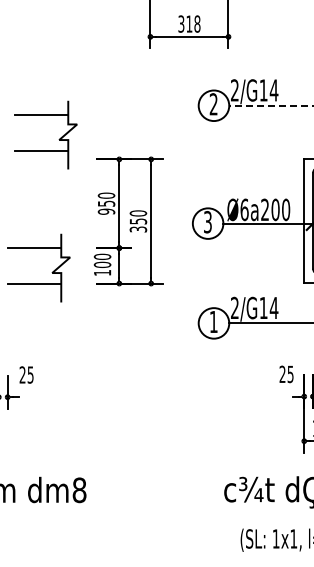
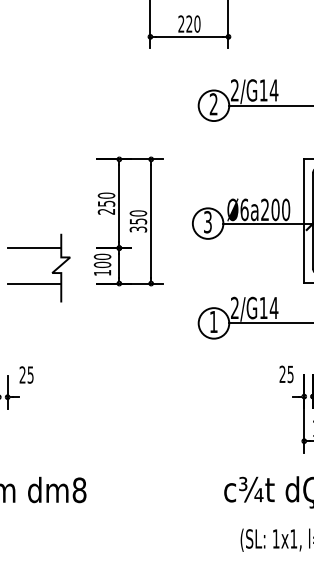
text: 318 -> 220 (189, 23)
line: dashed -> solid (270, 105)
part: present -> none (58, 139)
text: 950 -> 250 (106, 211)
